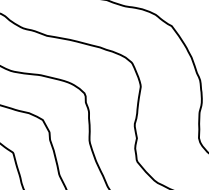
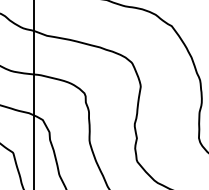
line: none -> present (33, 94)
